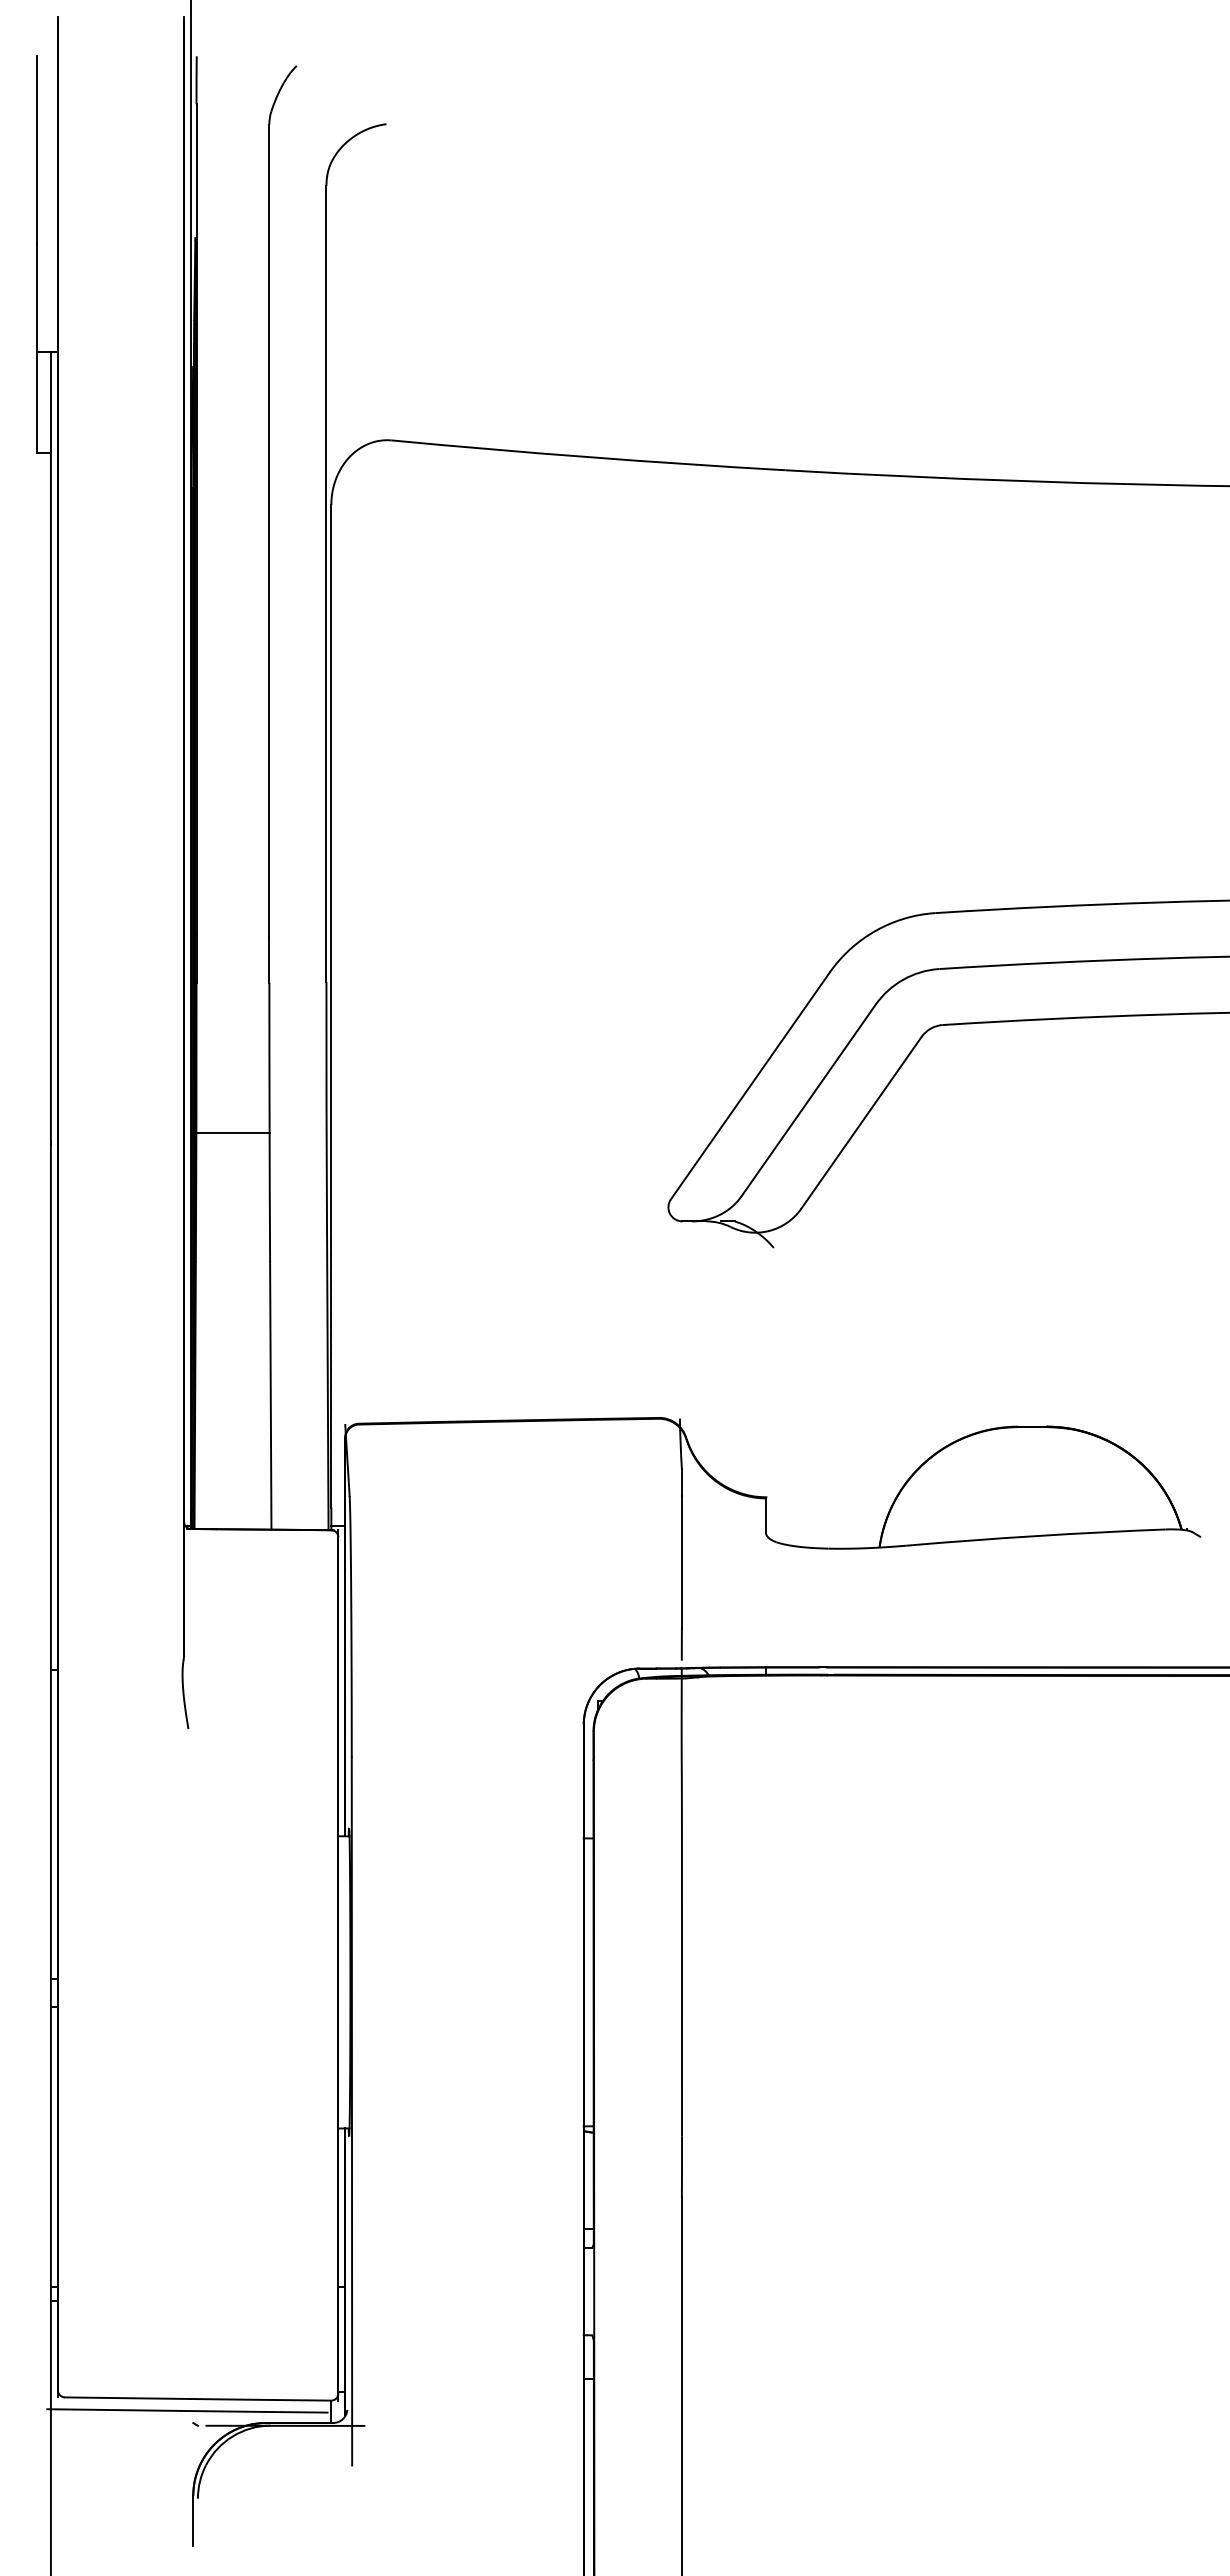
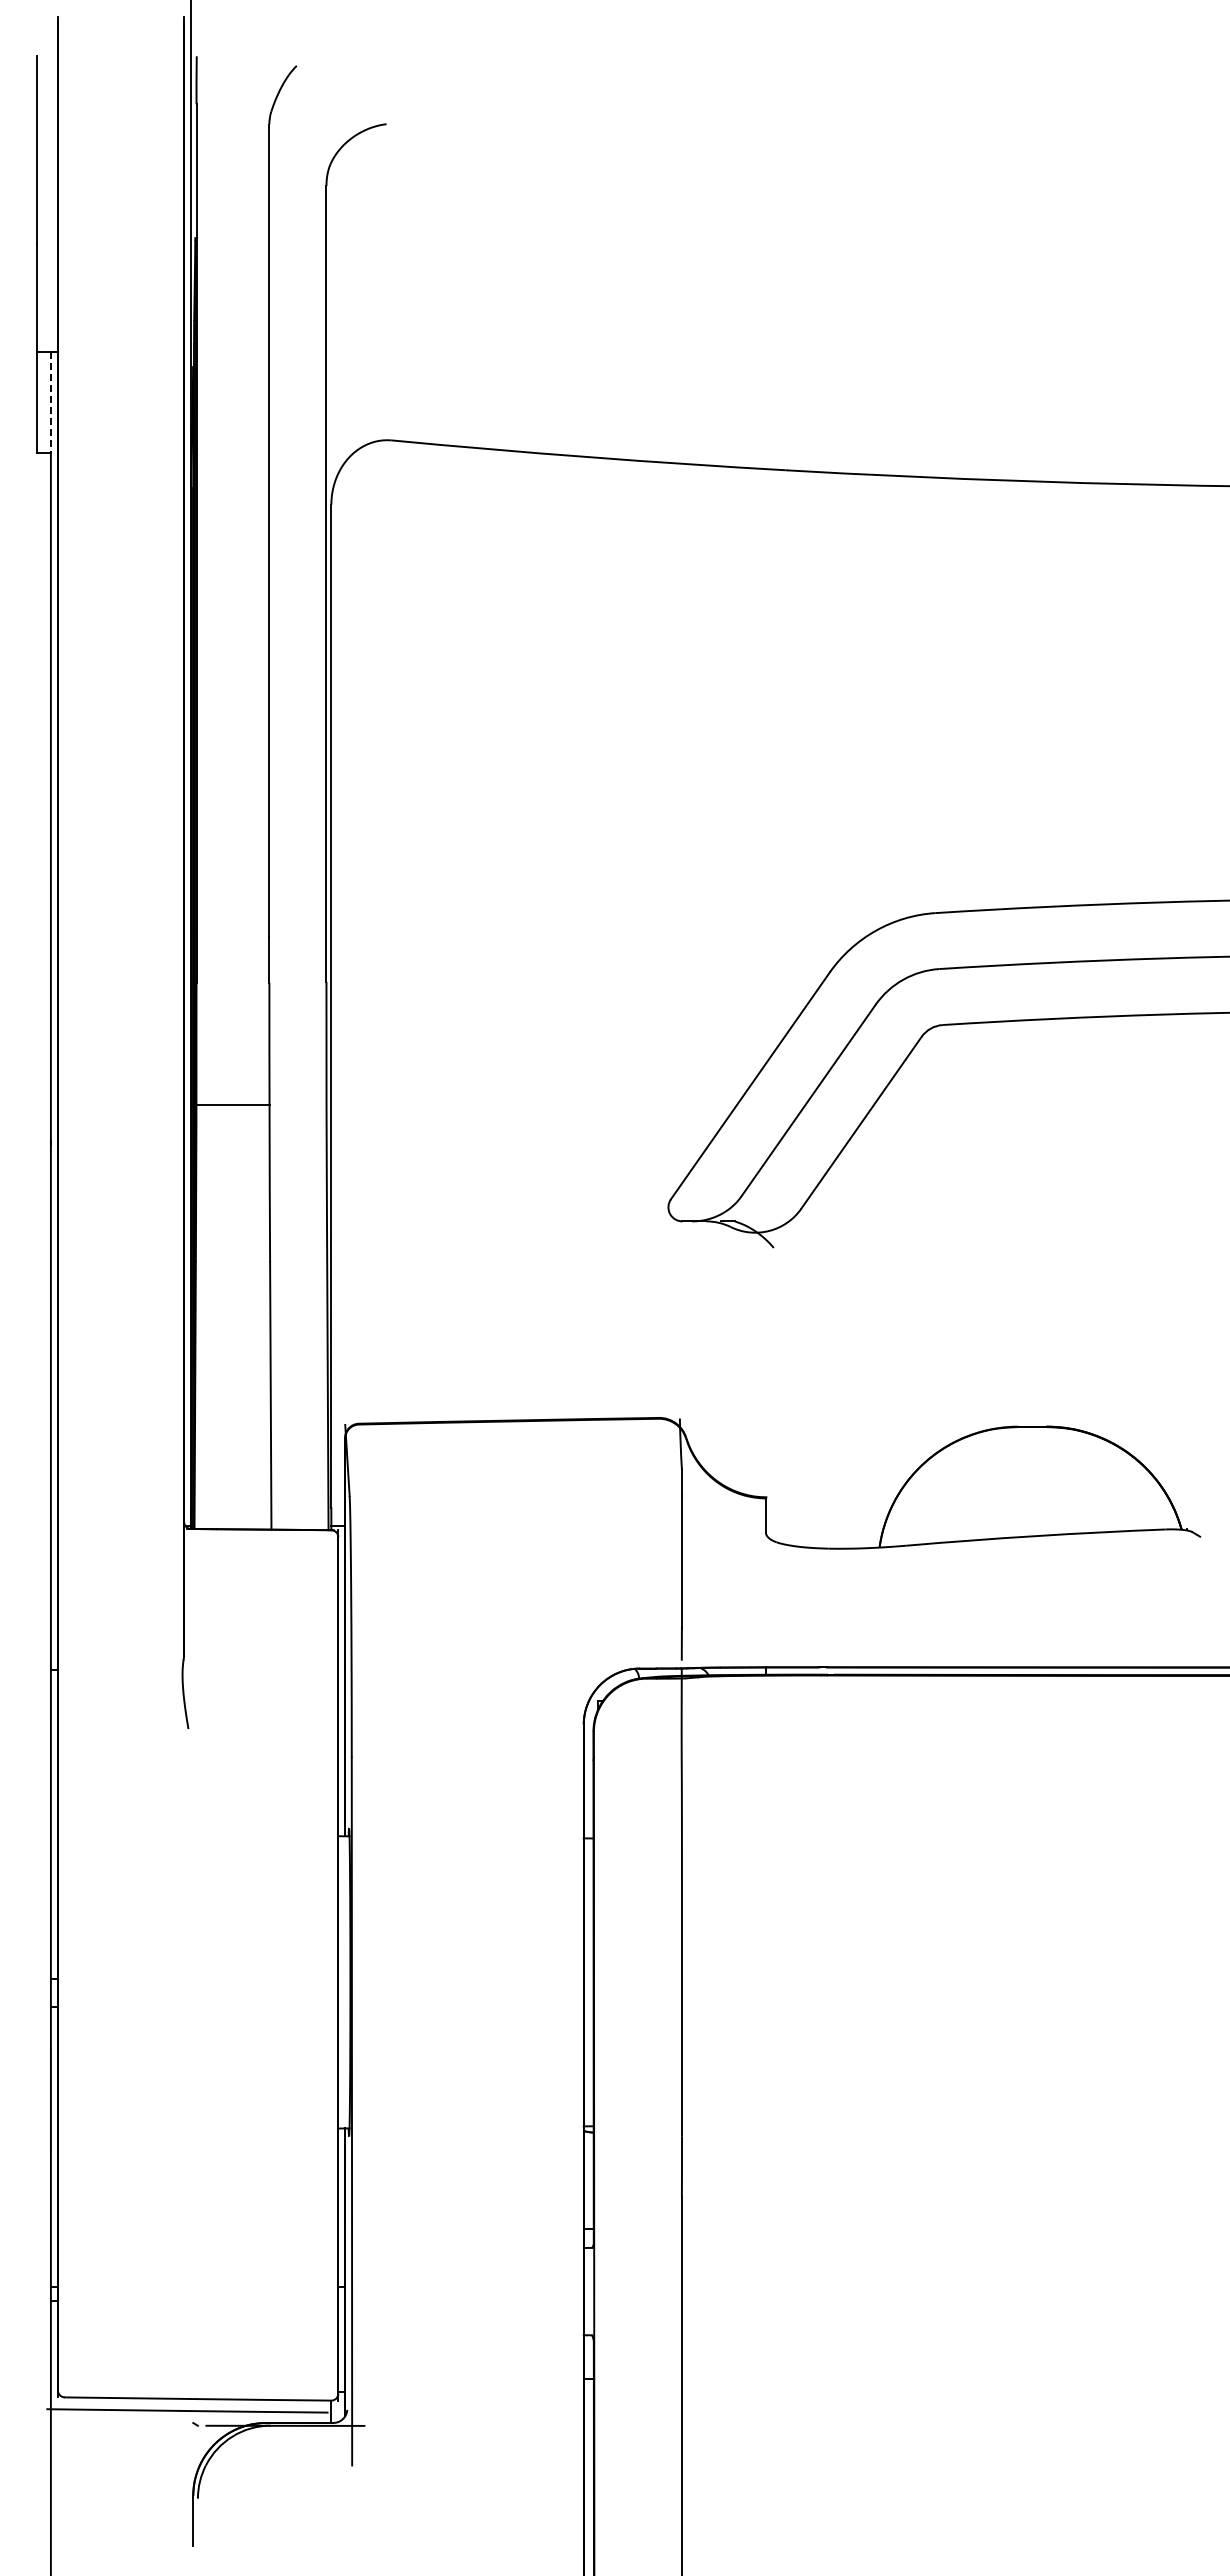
line: solid -> dashed (50, 403)
line position: (232, 1133) -> (232, 1105) (232, 1105)
